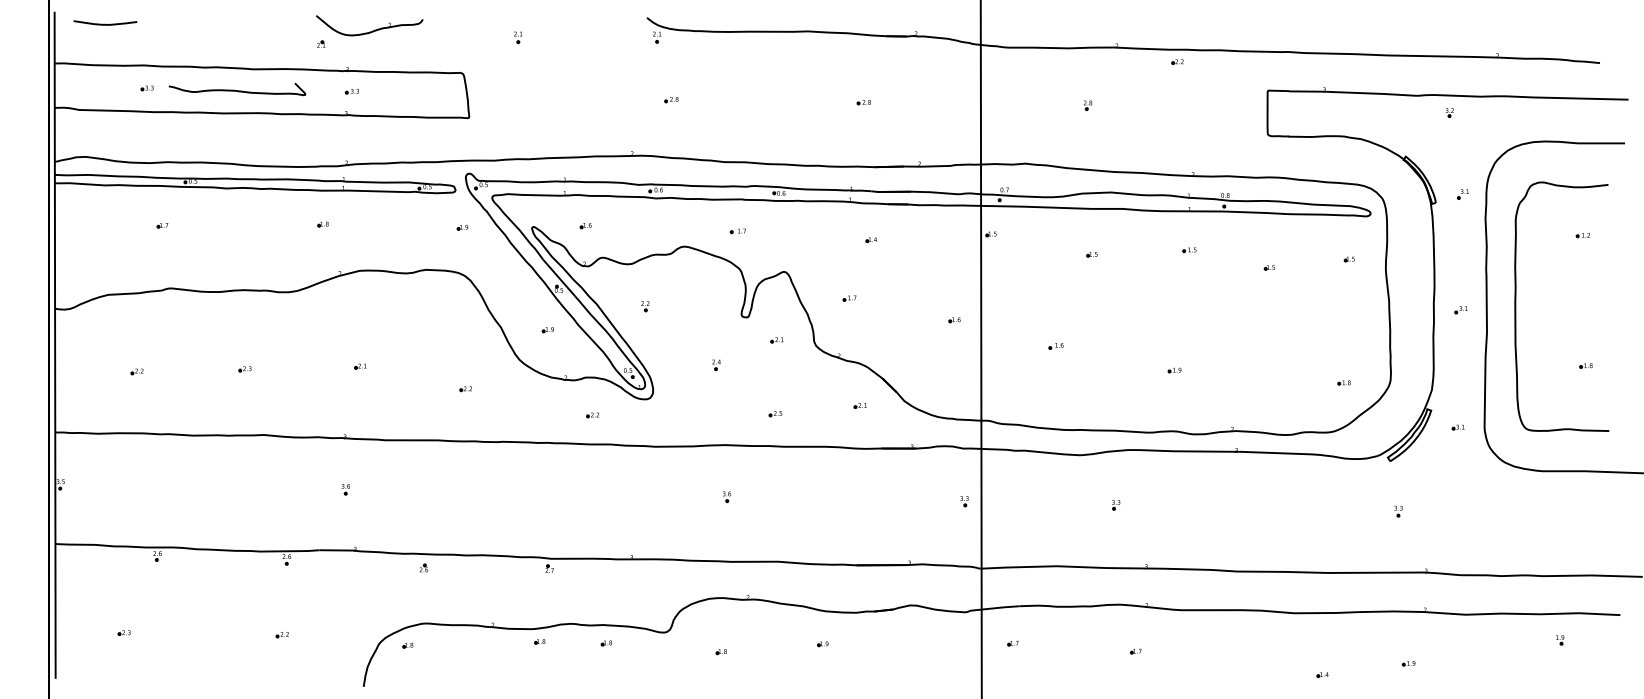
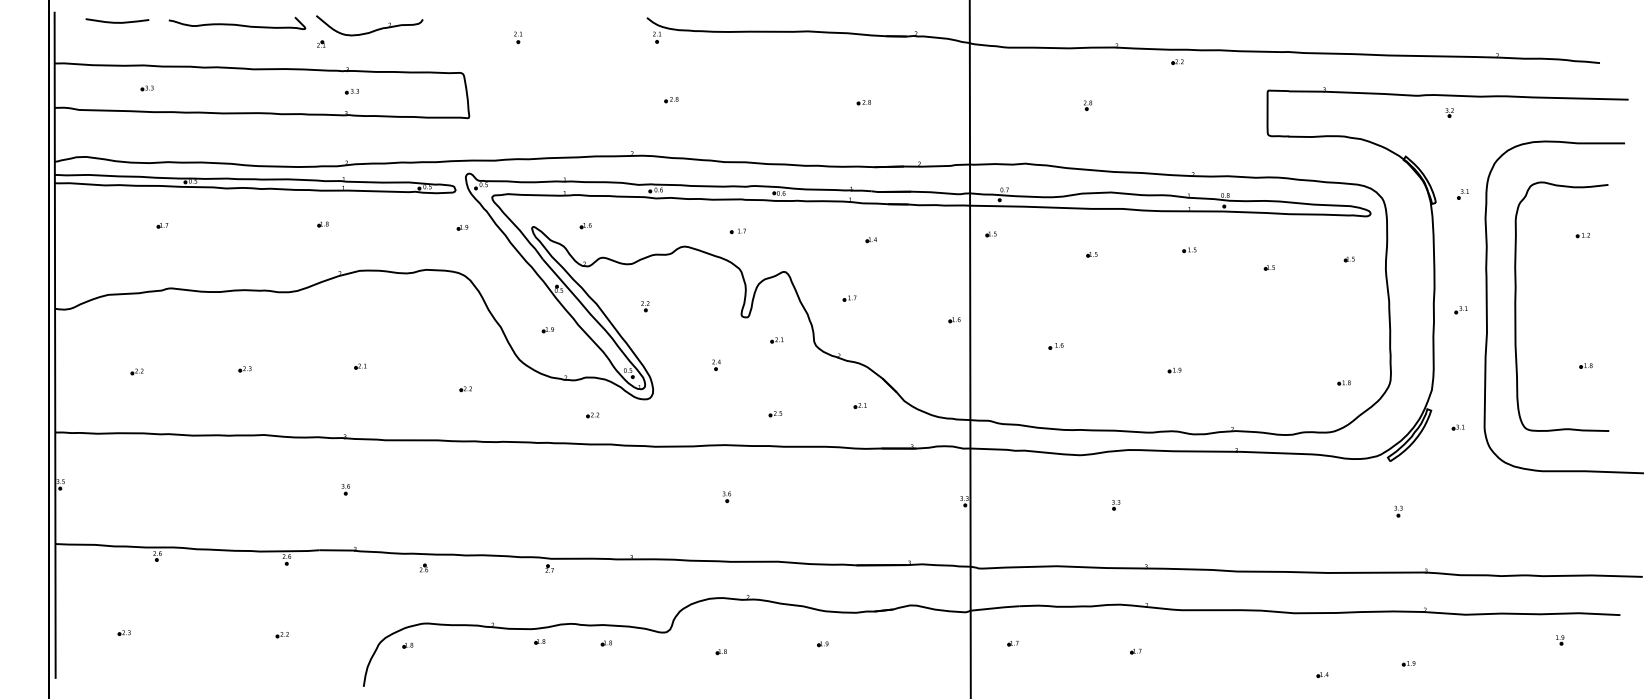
curve position: (105, 23) -> (117, 21) (117, 21)
curve position: (237, 90) -> (237, 24) (237, 24)
line position: (980, 348) -> (969, 348) (969, 348)
